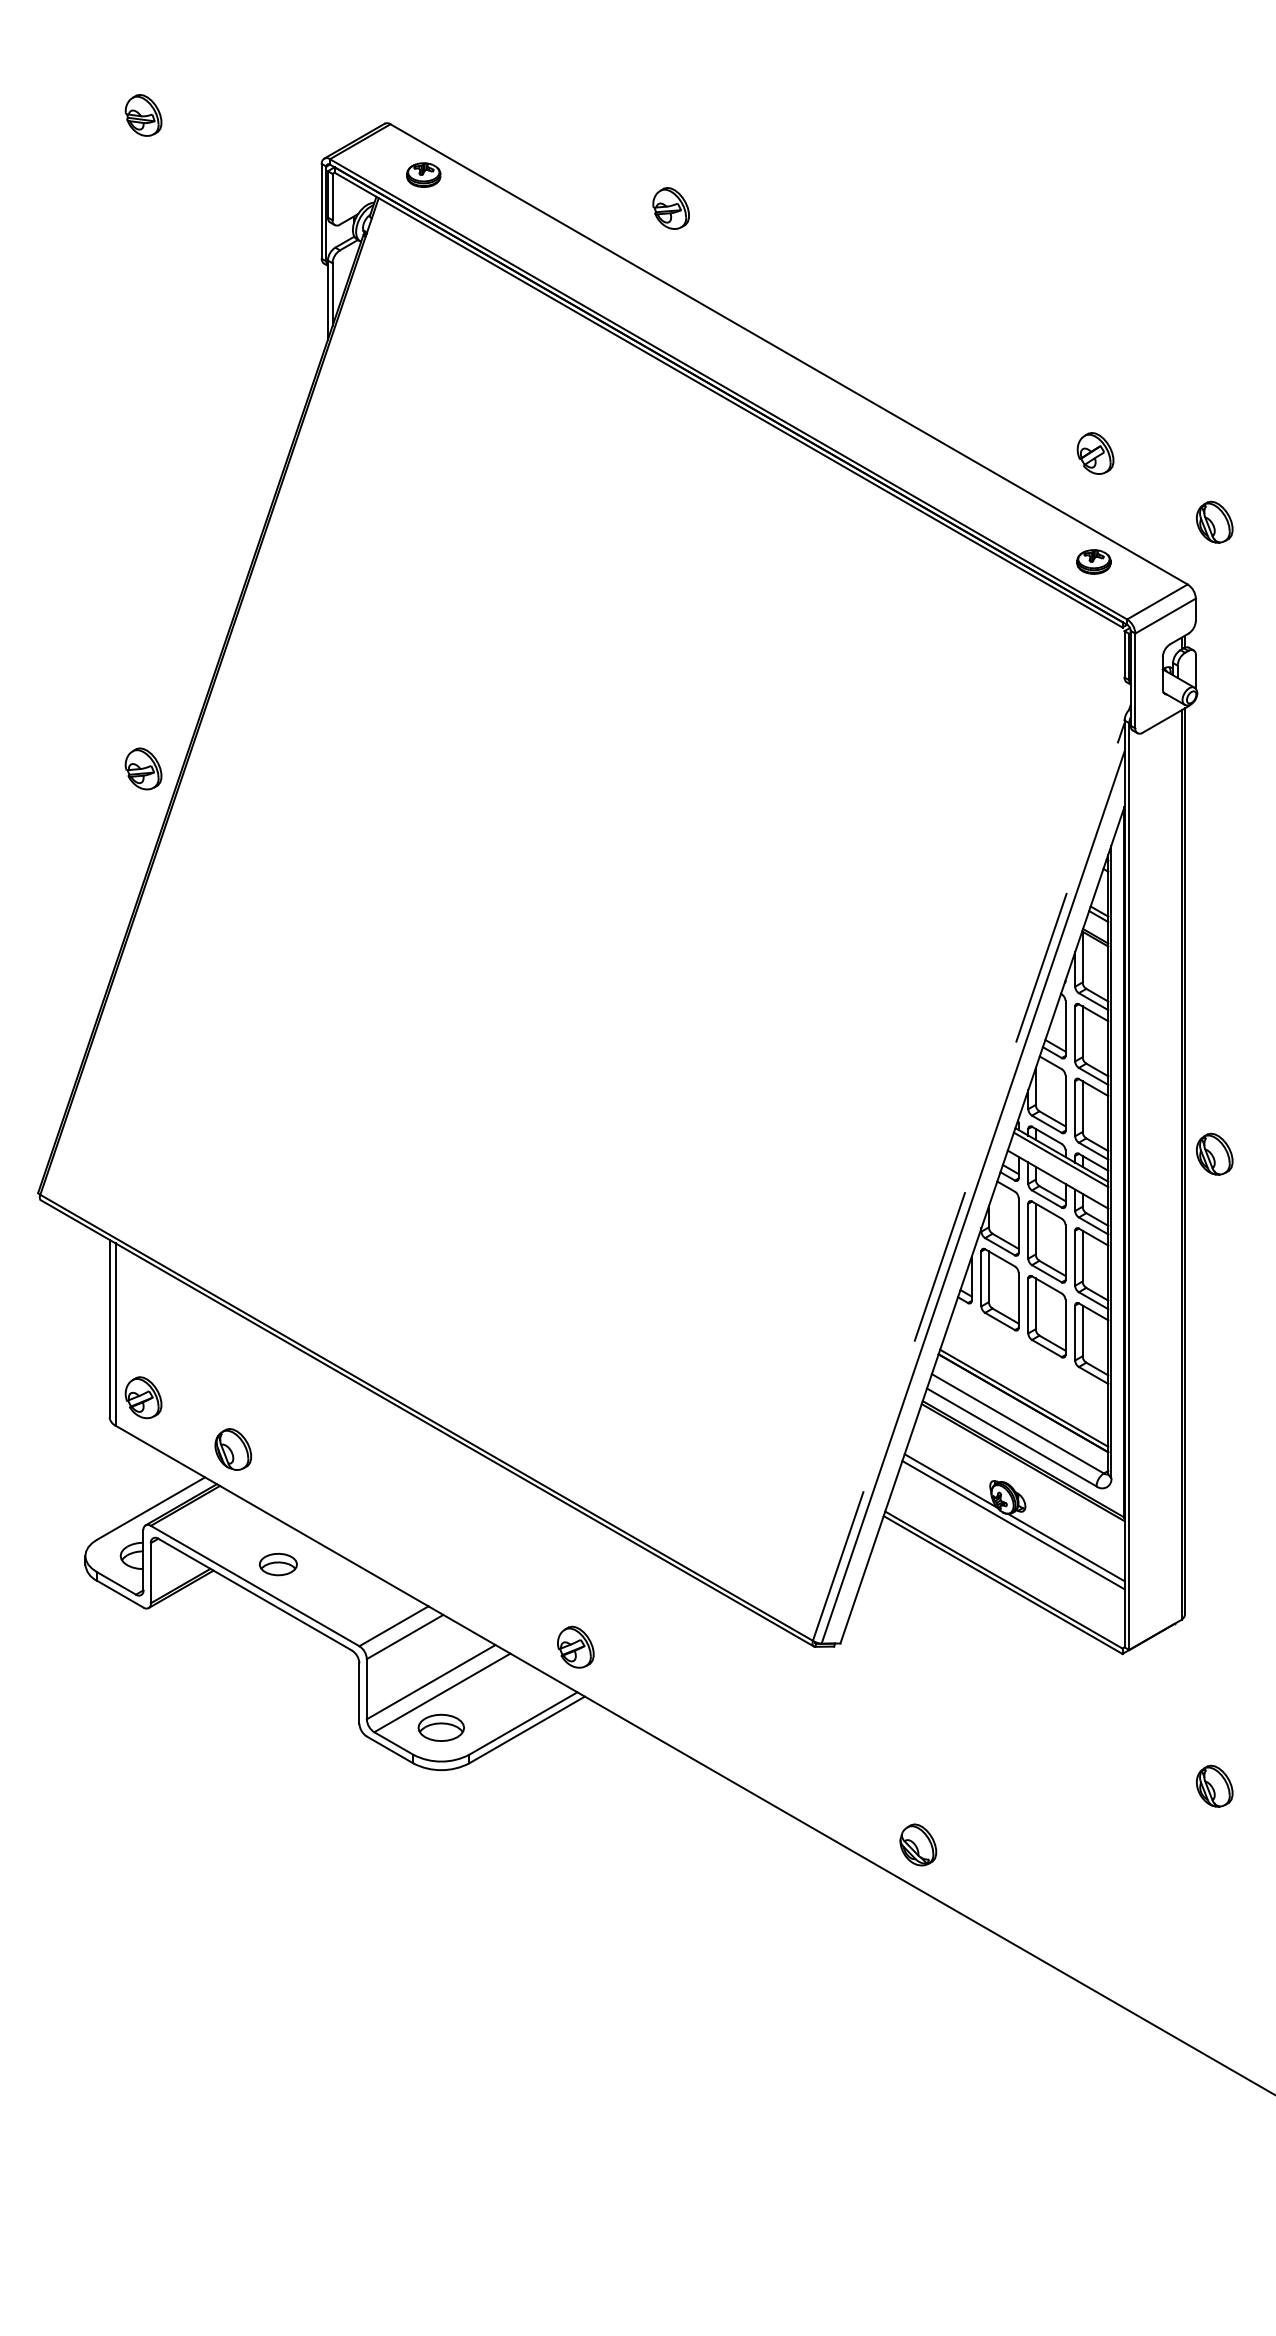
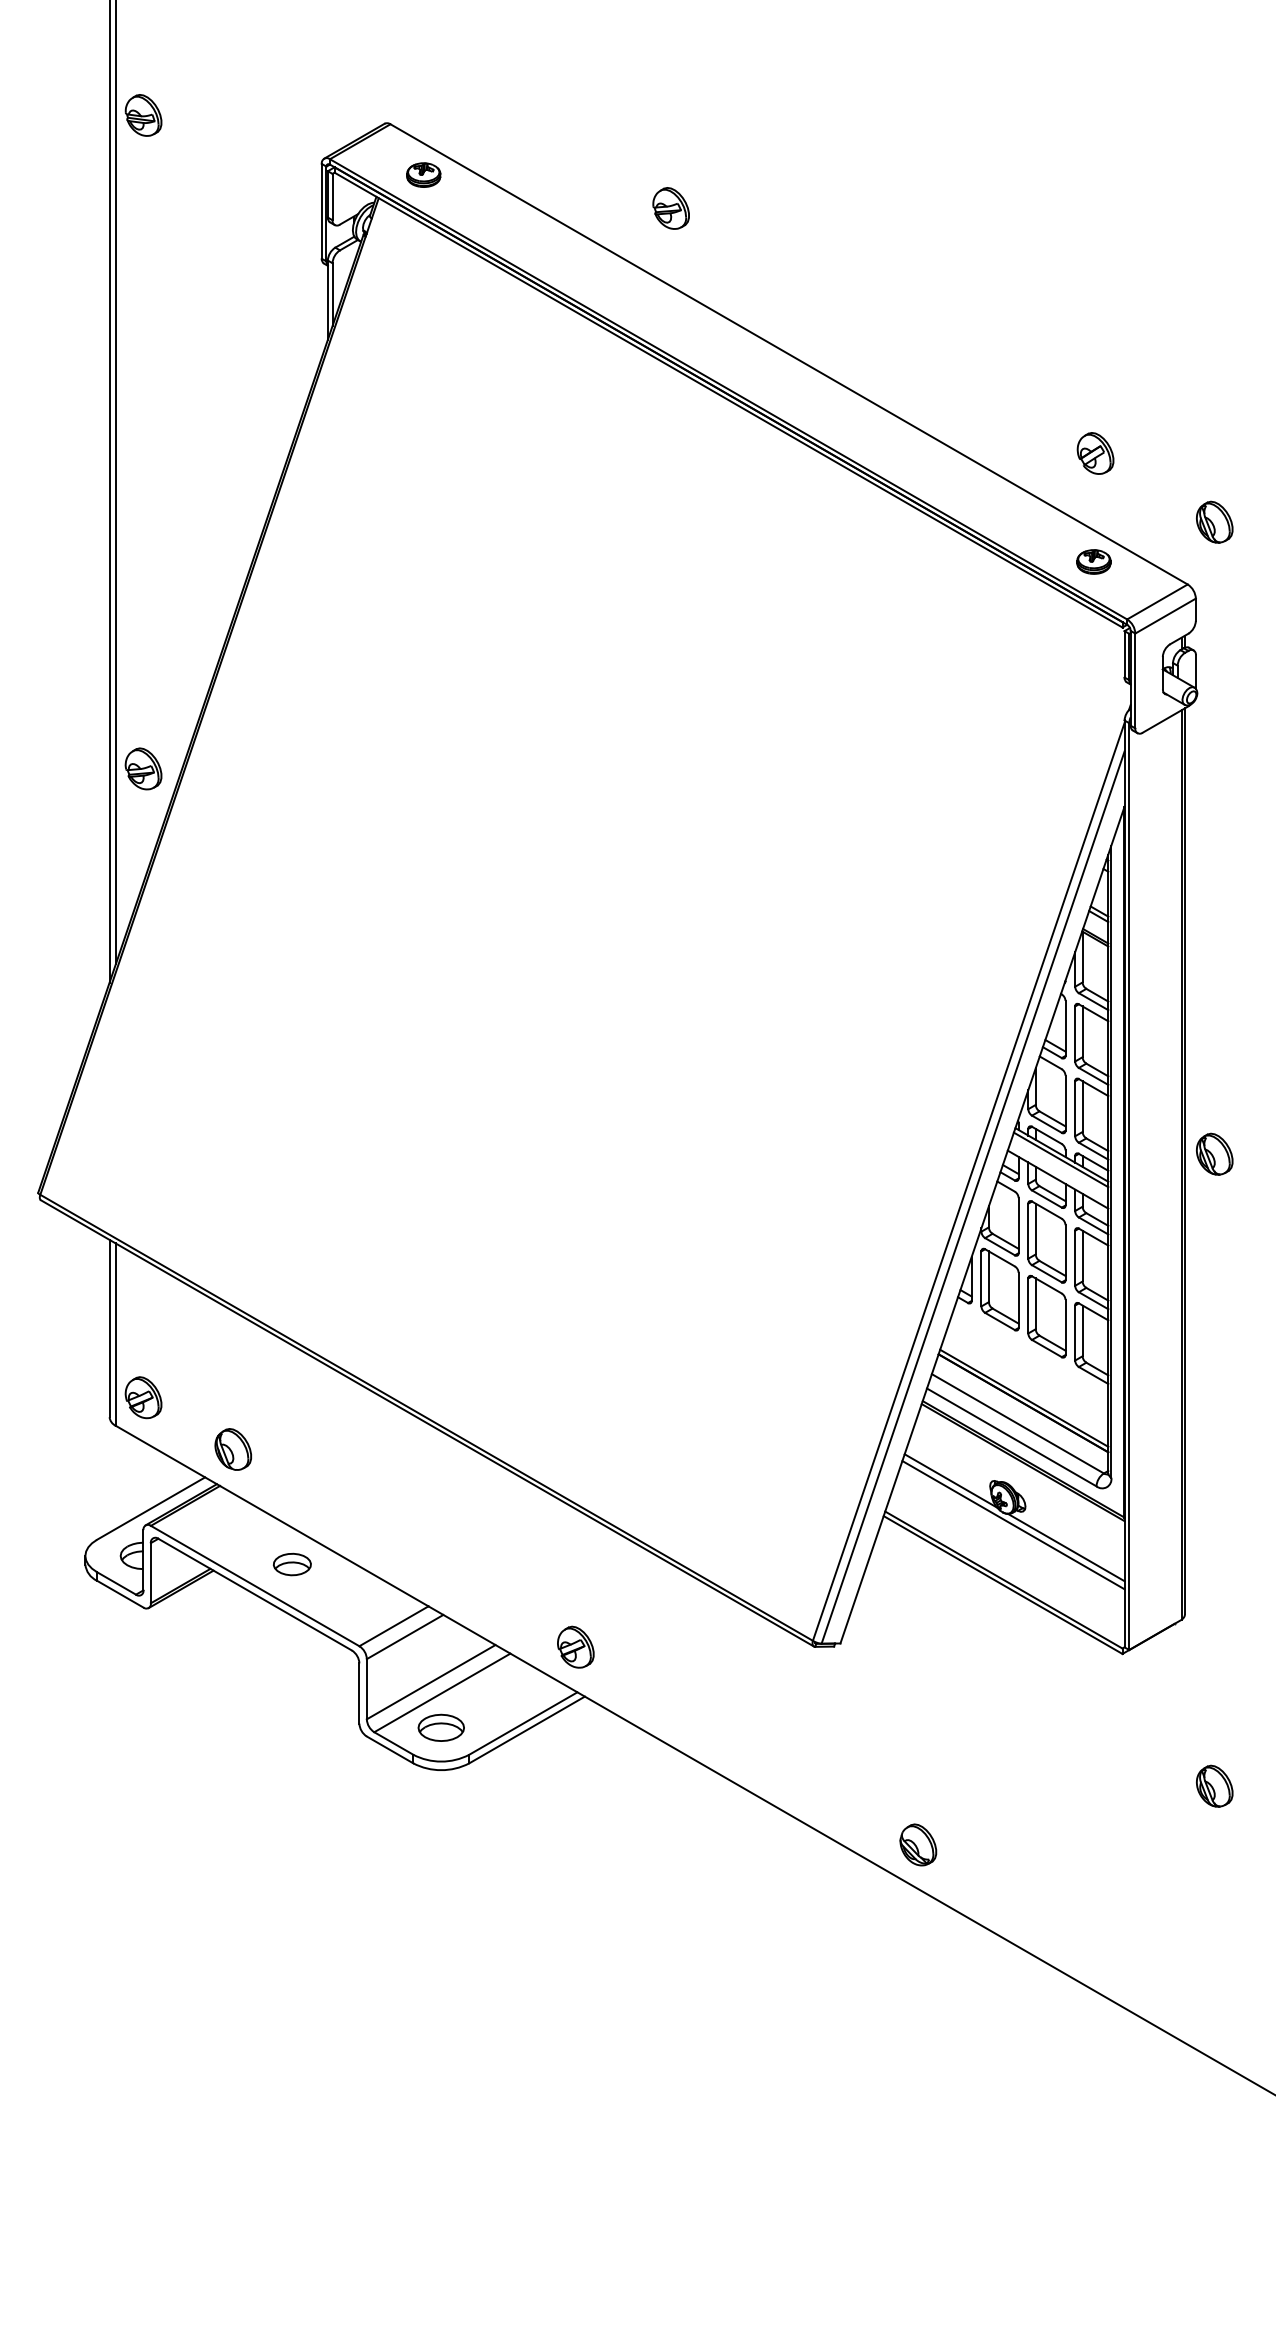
line: none -> present (115, 483)
line: none -> present (109, 492)
line: dashed -> solid (968, 1181)
part position: (277, 1564) -> (291, 1564) (291, 1564)
